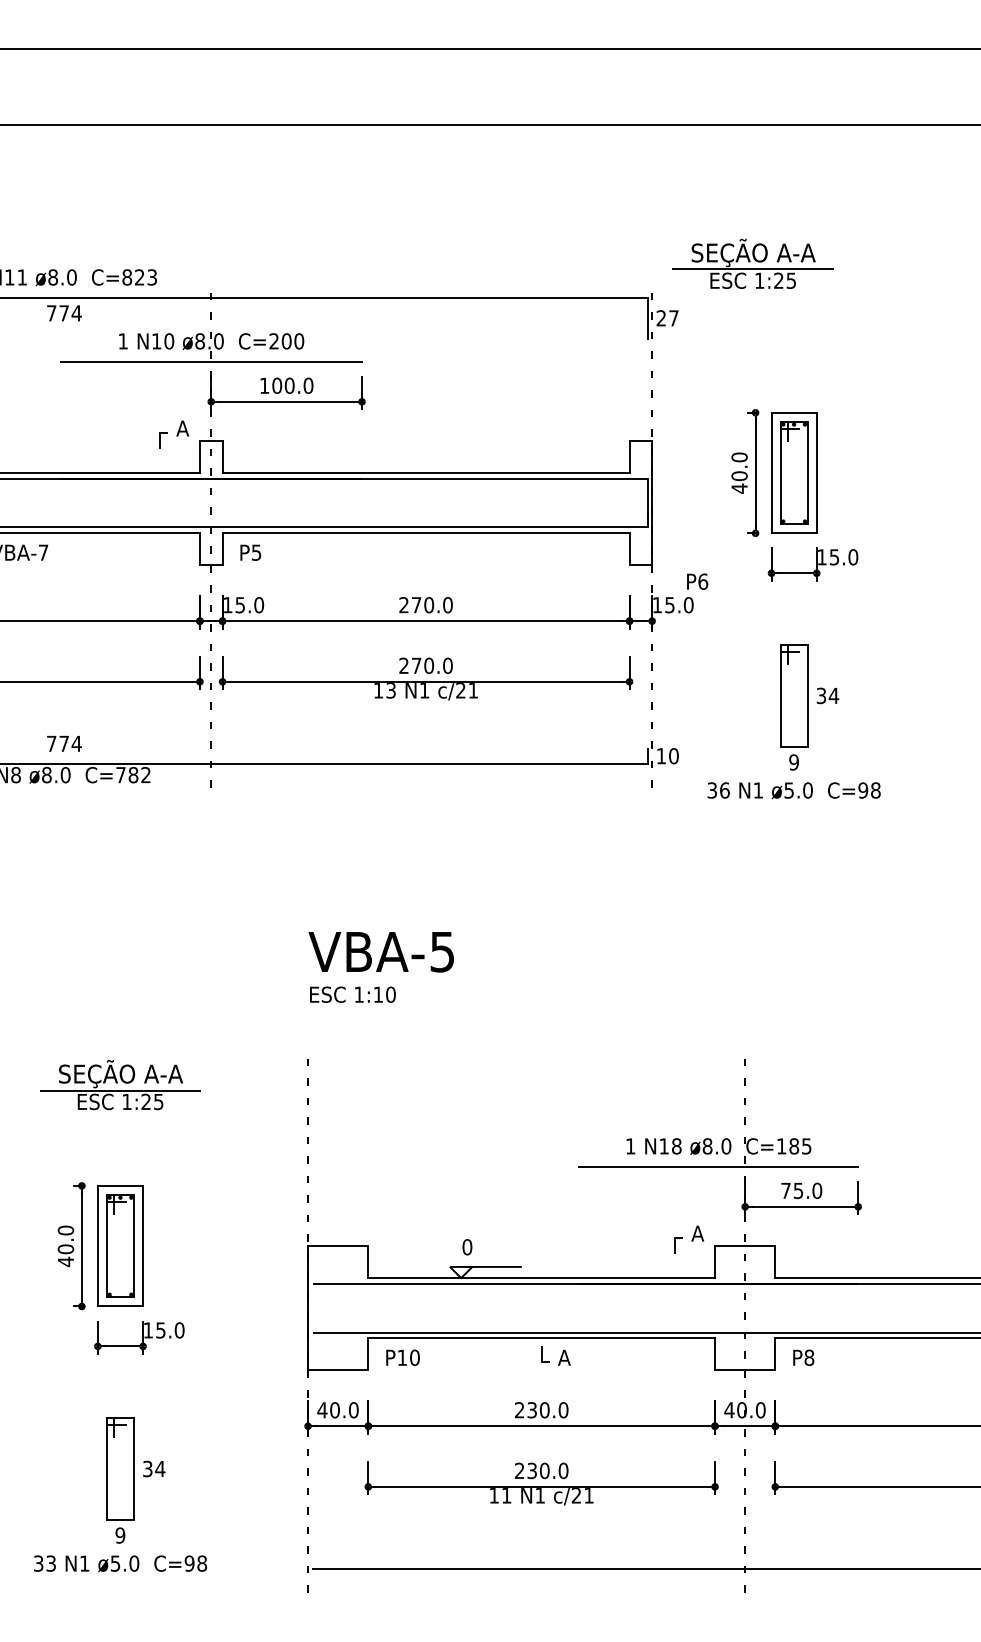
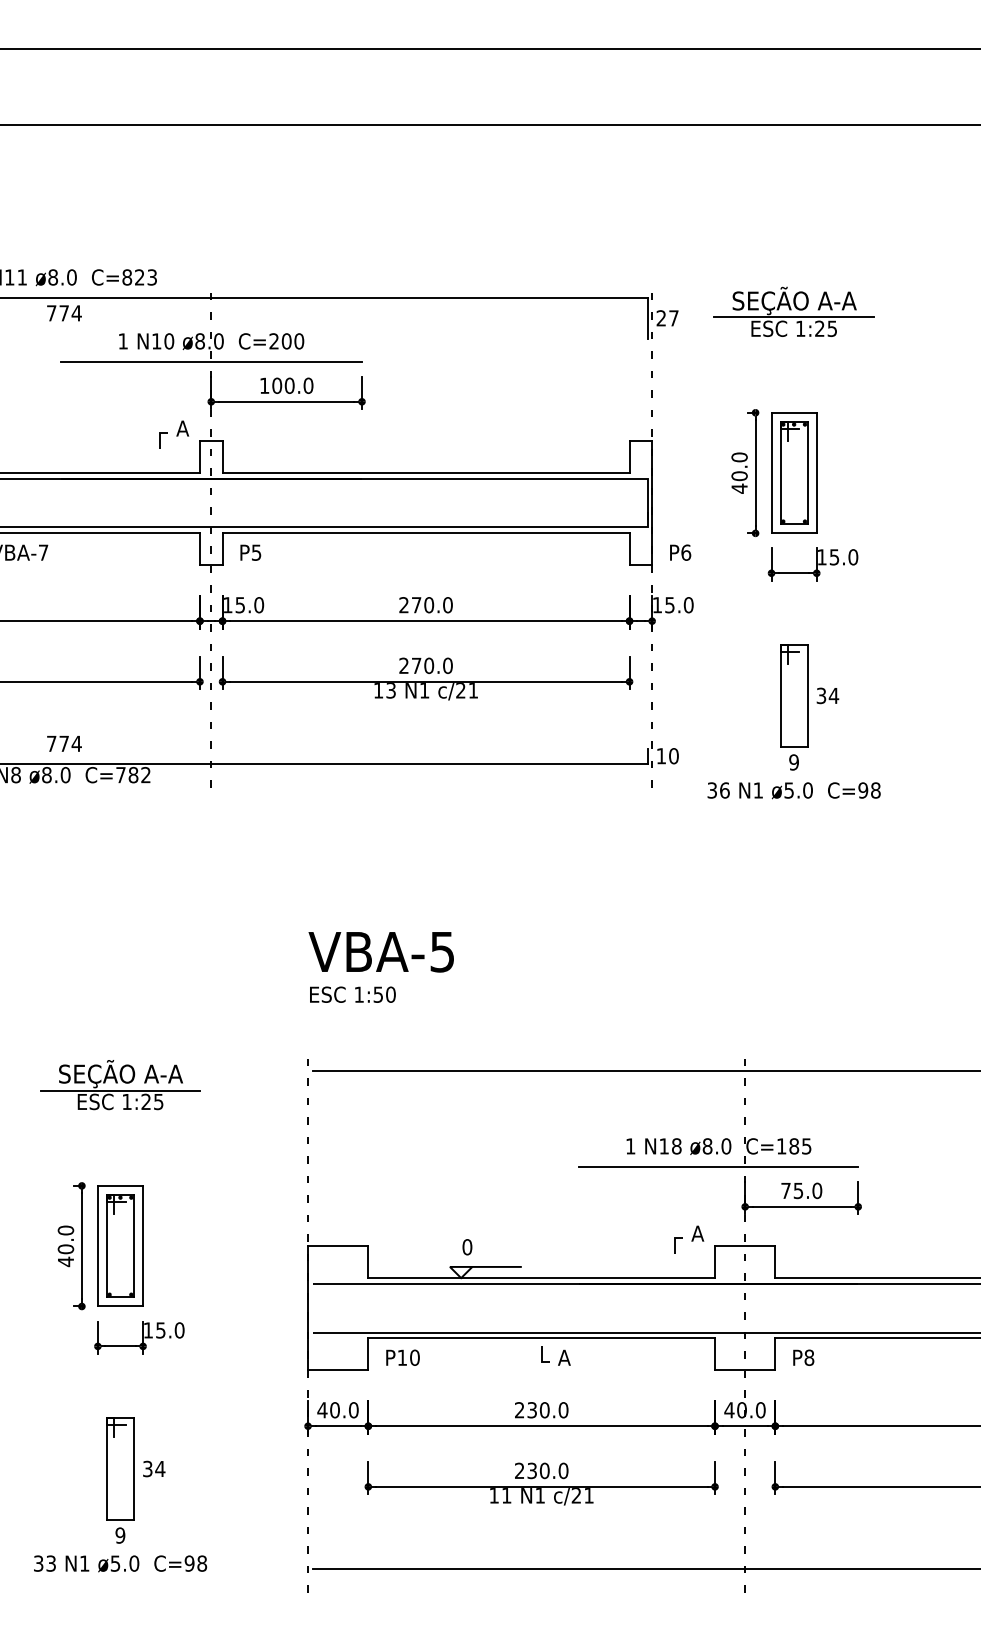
part position: (752, 263) -> (793, 311) (793, 311)
text position: (697, 581) -> (680, 552) (680, 552)
text: 1:10 -> 1:50 (377, 994)
line: none -> present (644, 1071)
